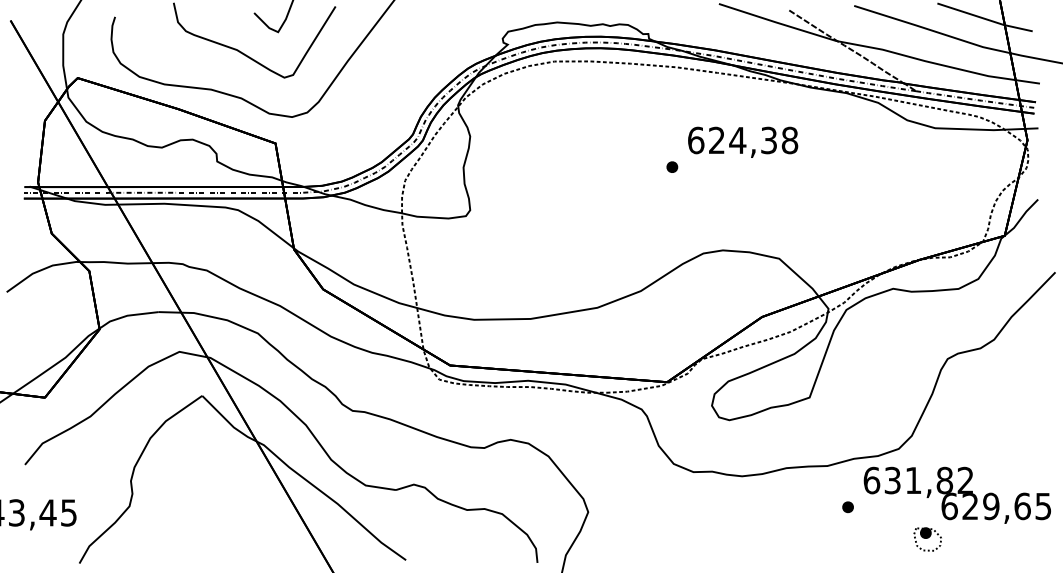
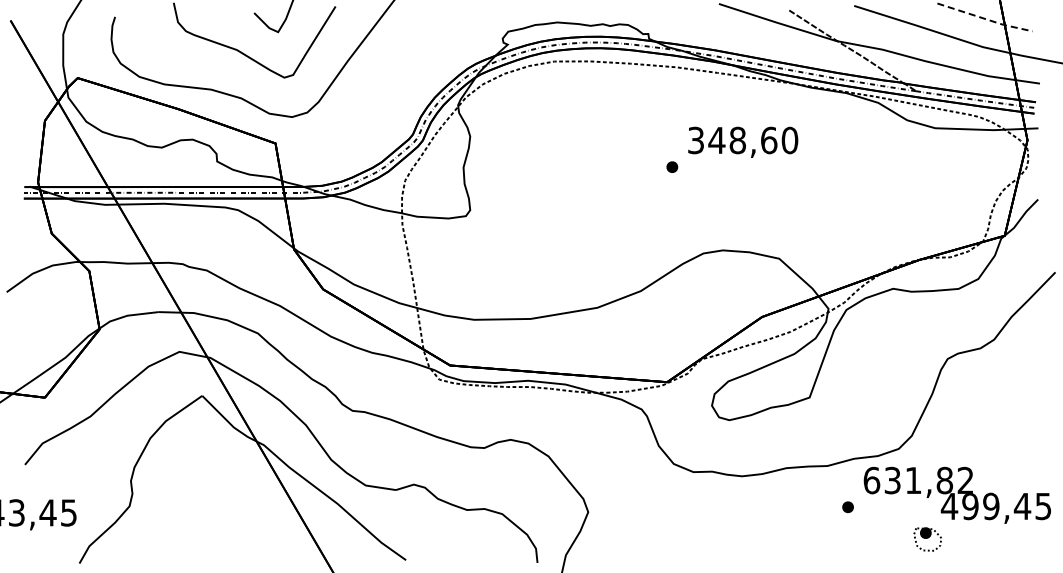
line: solid -> dashed (985, 19)
text: 624,38 -> 348,60 (743, 140)
text: 629,65 -> 499,45 (985, 506)
